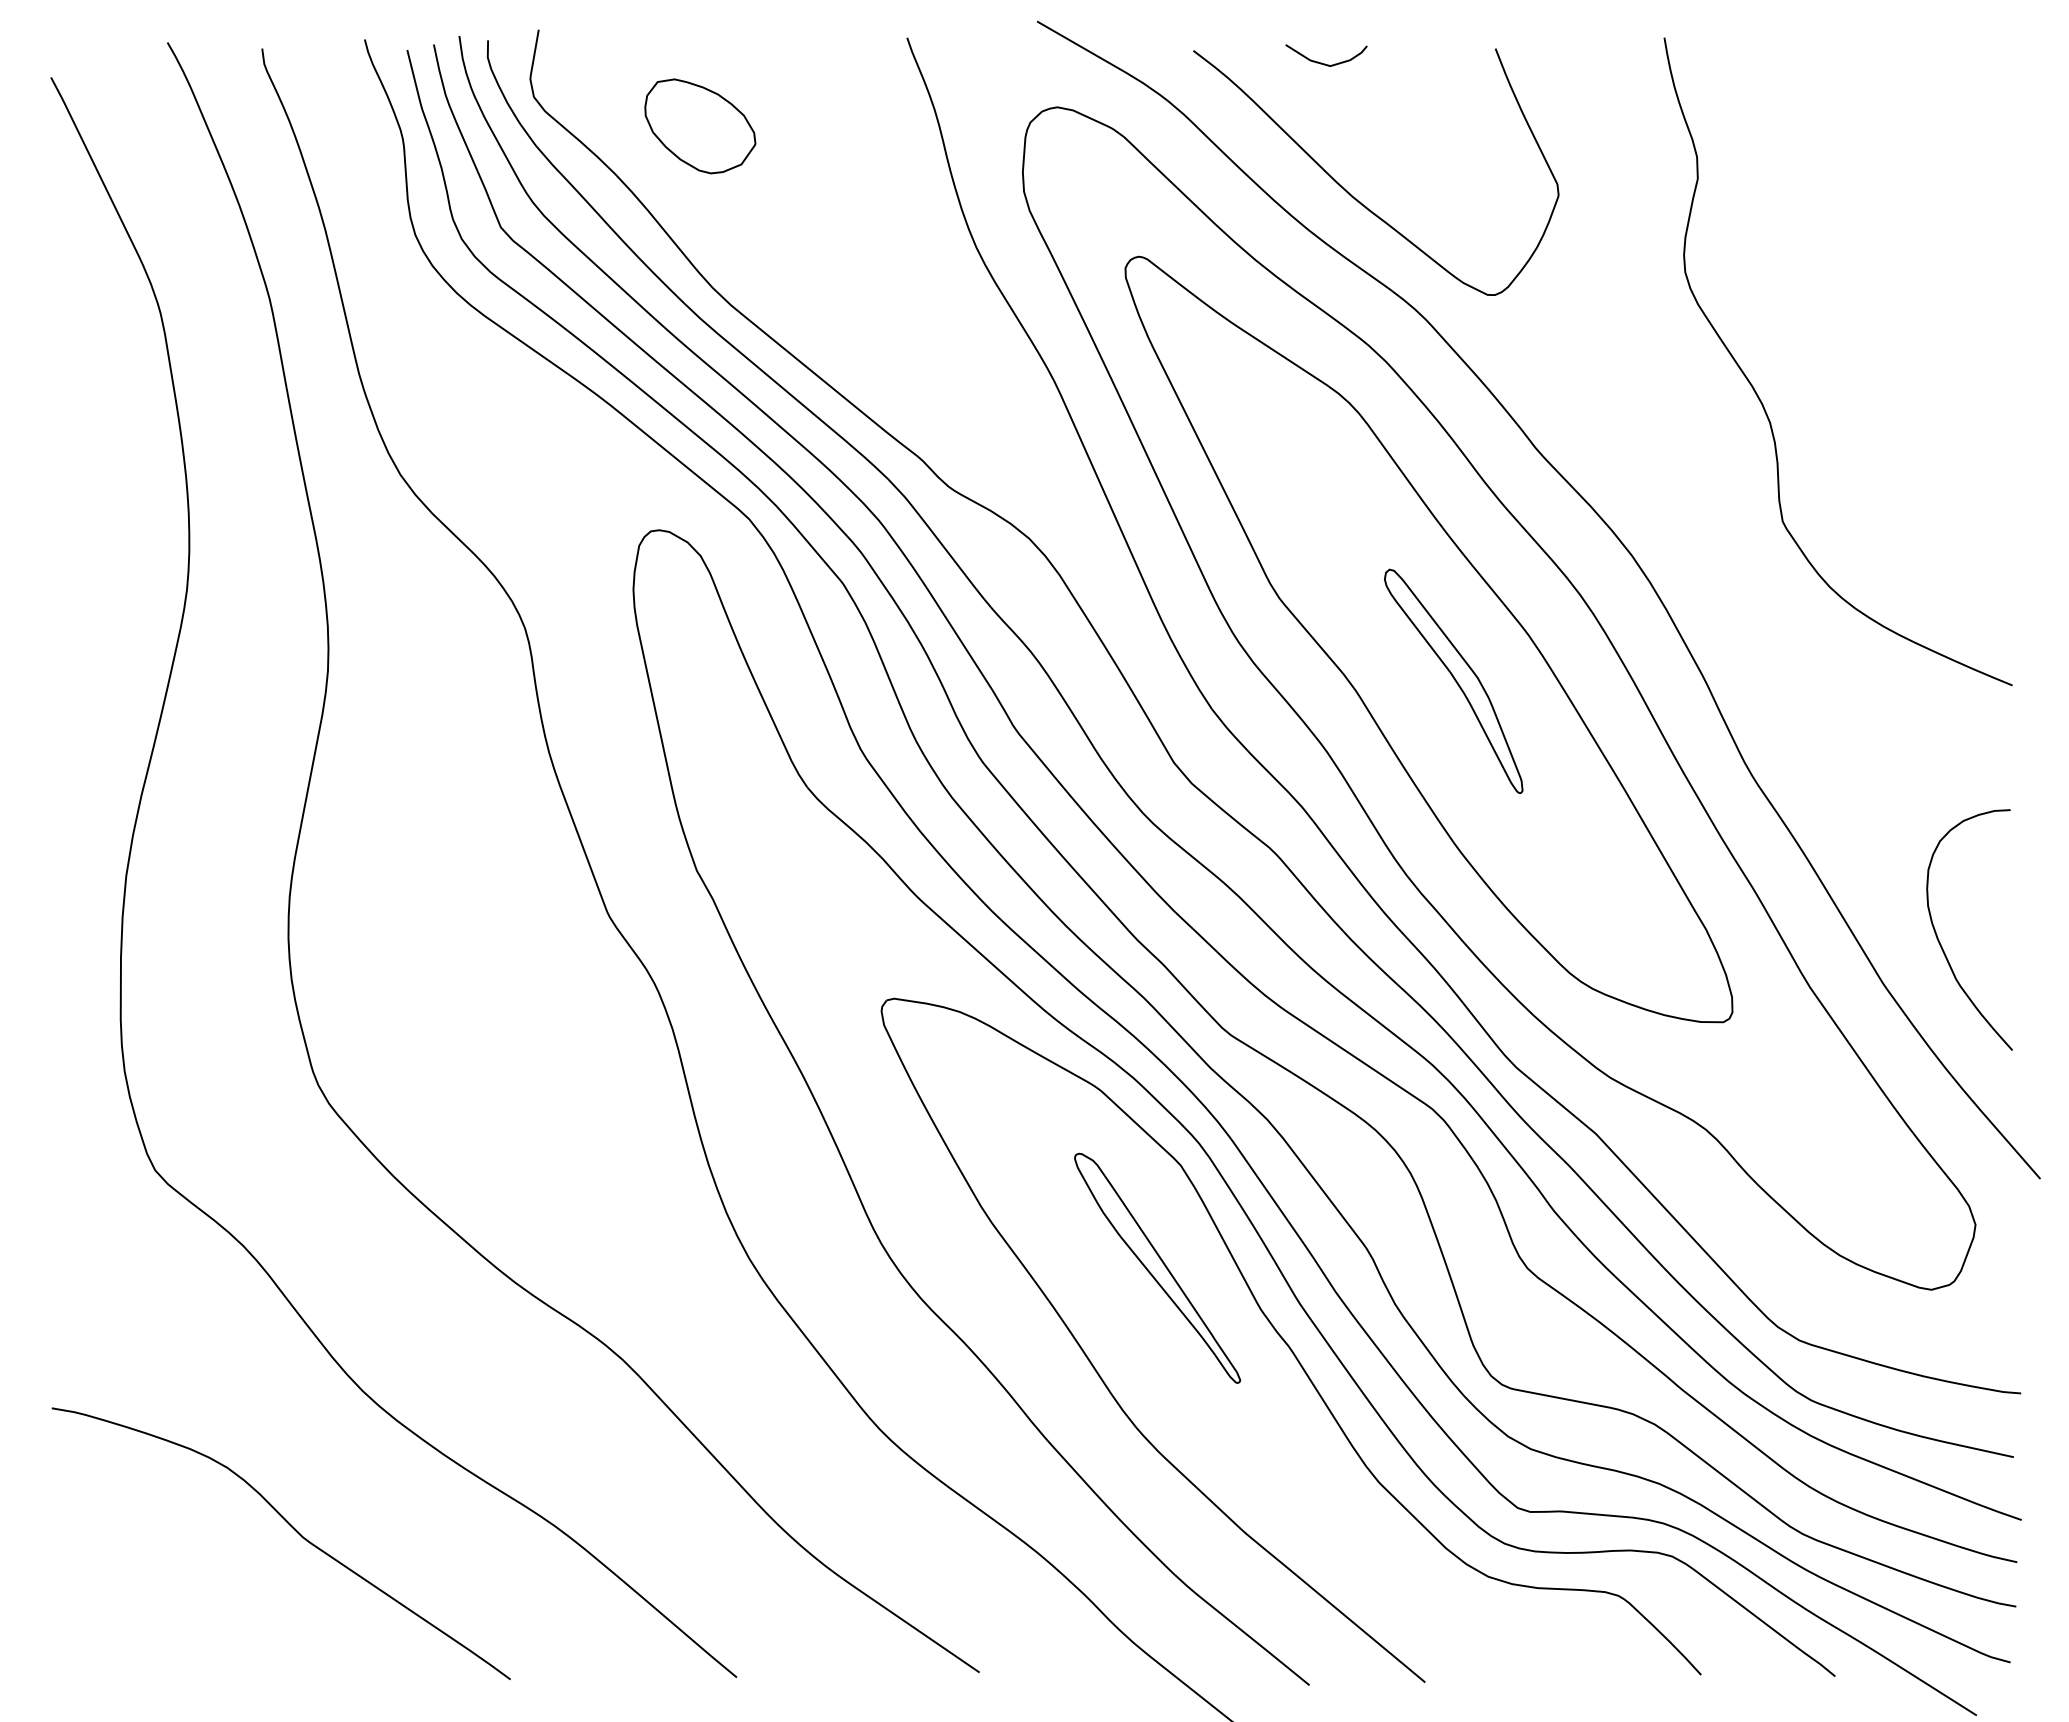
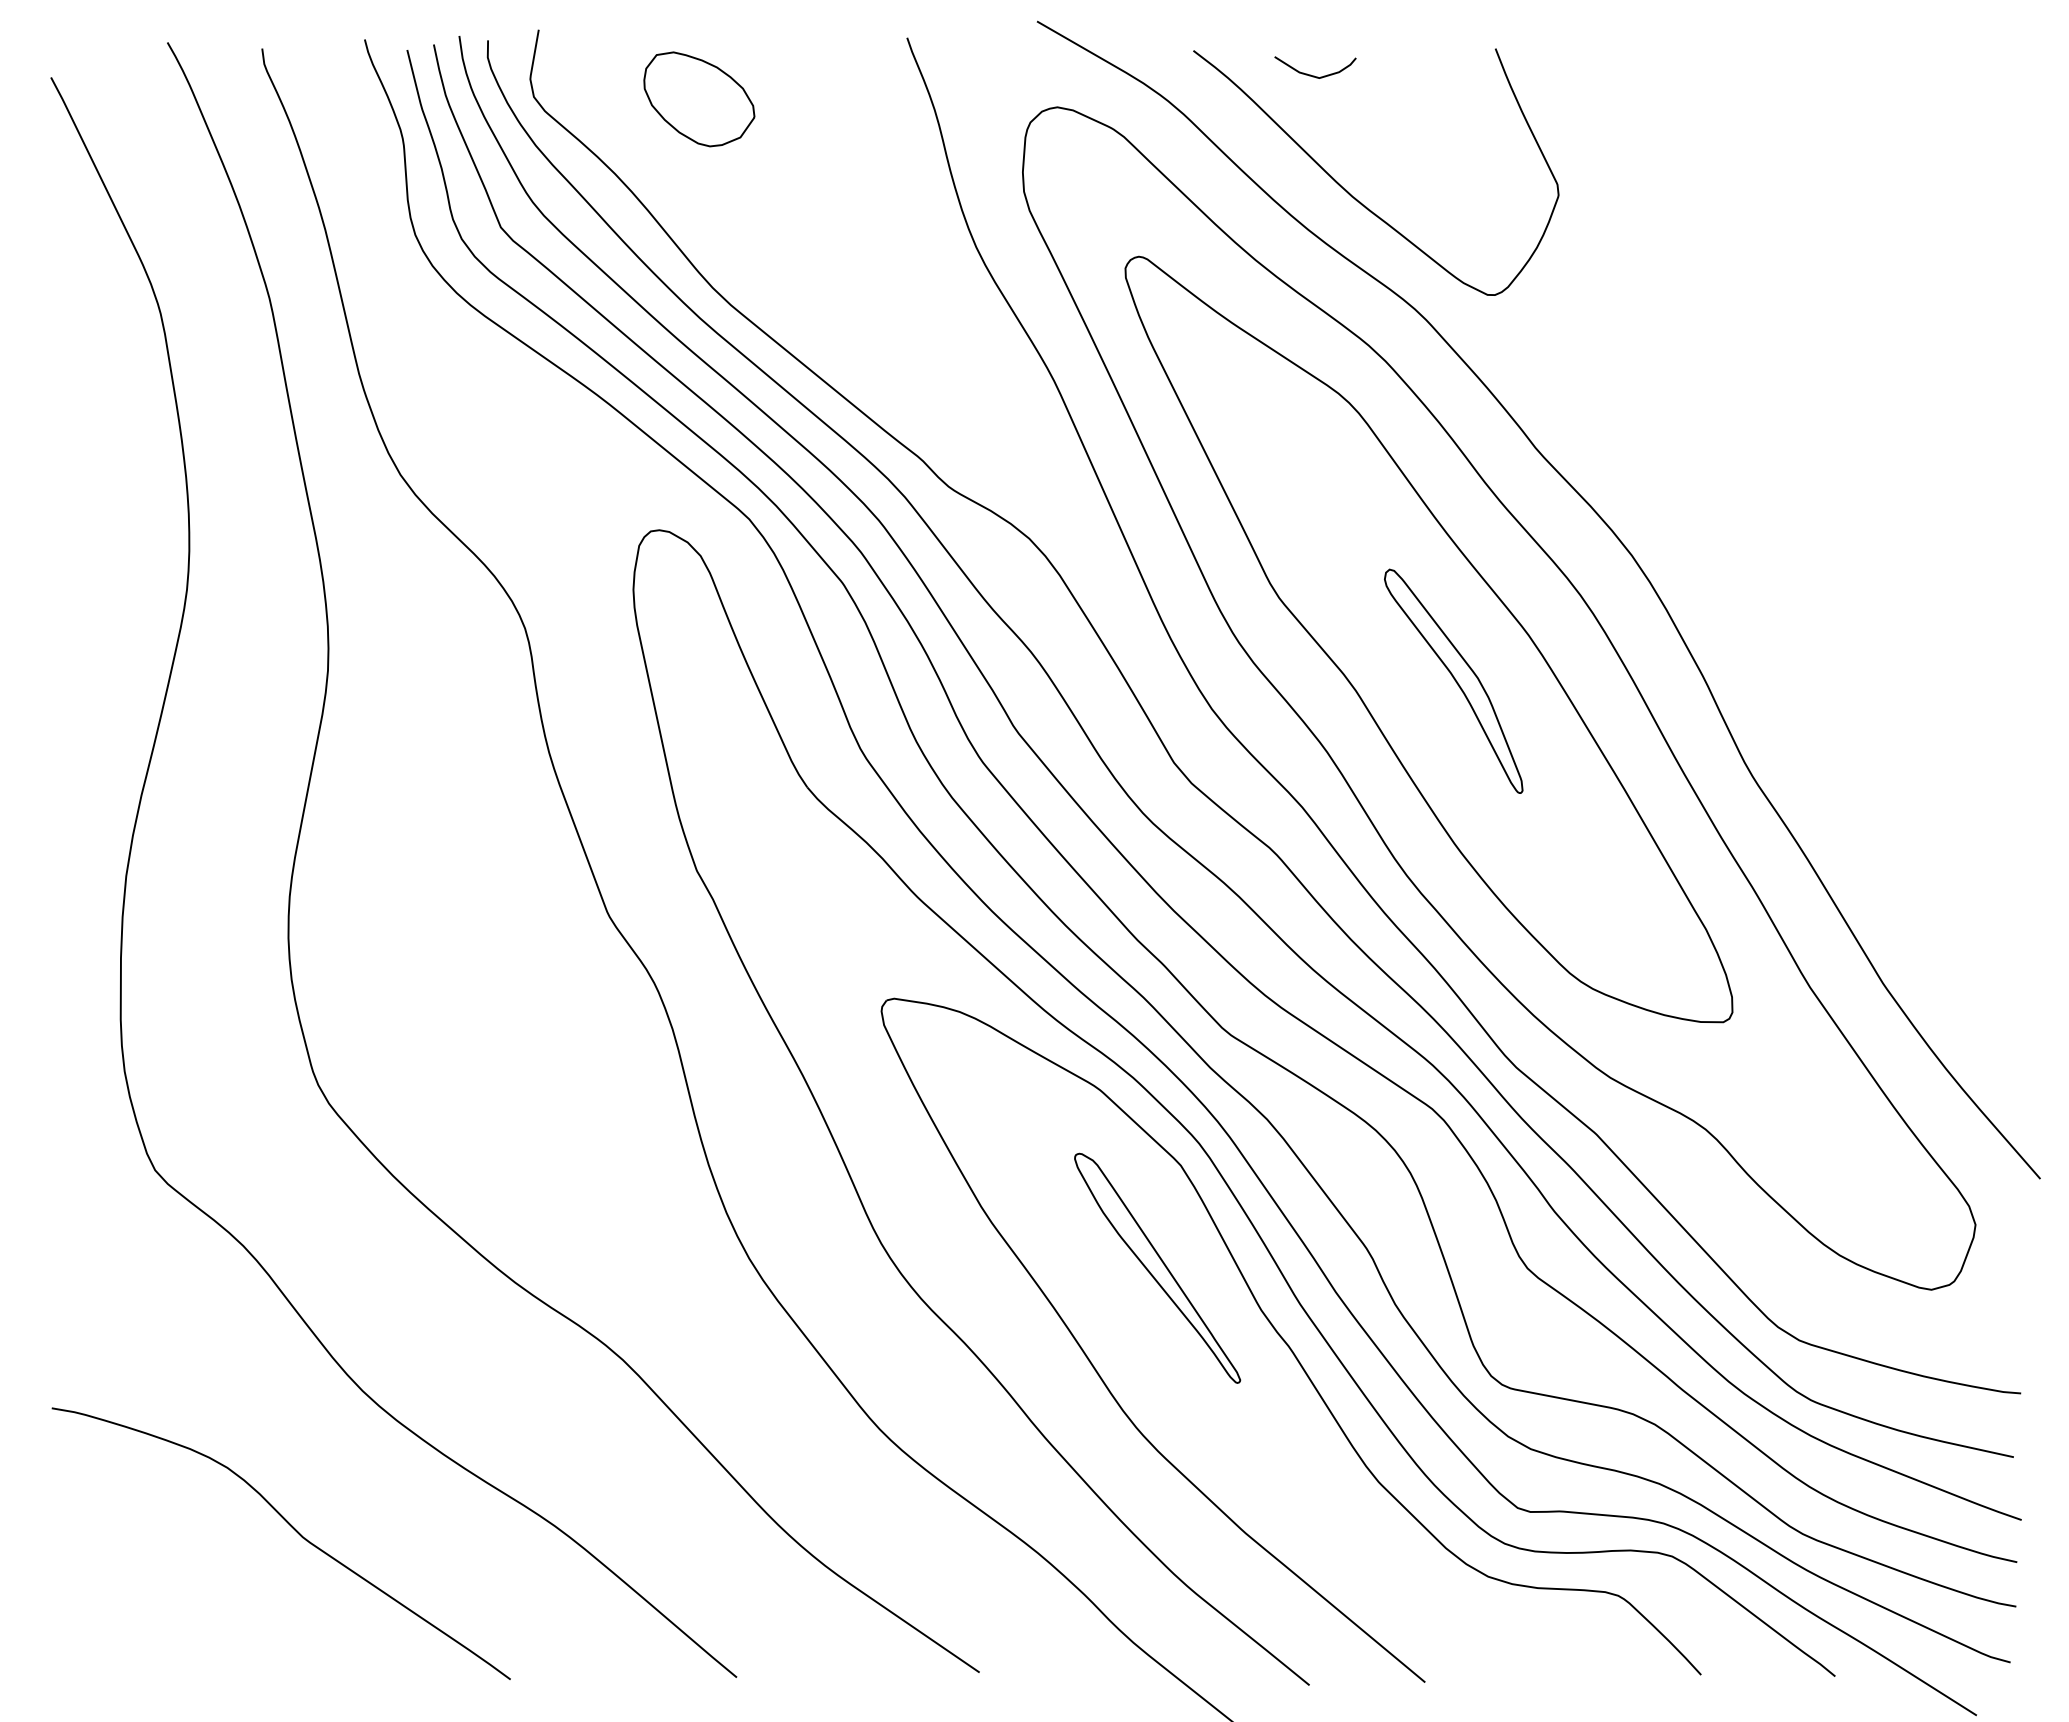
curve position: (1325, 63) -> (1314, 75) (1314, 75)
part position: (700, 126) -> (699, 99) (699, 99)
curve: present -> none (1761, 400)
curve: present -> none (1941, 944)
